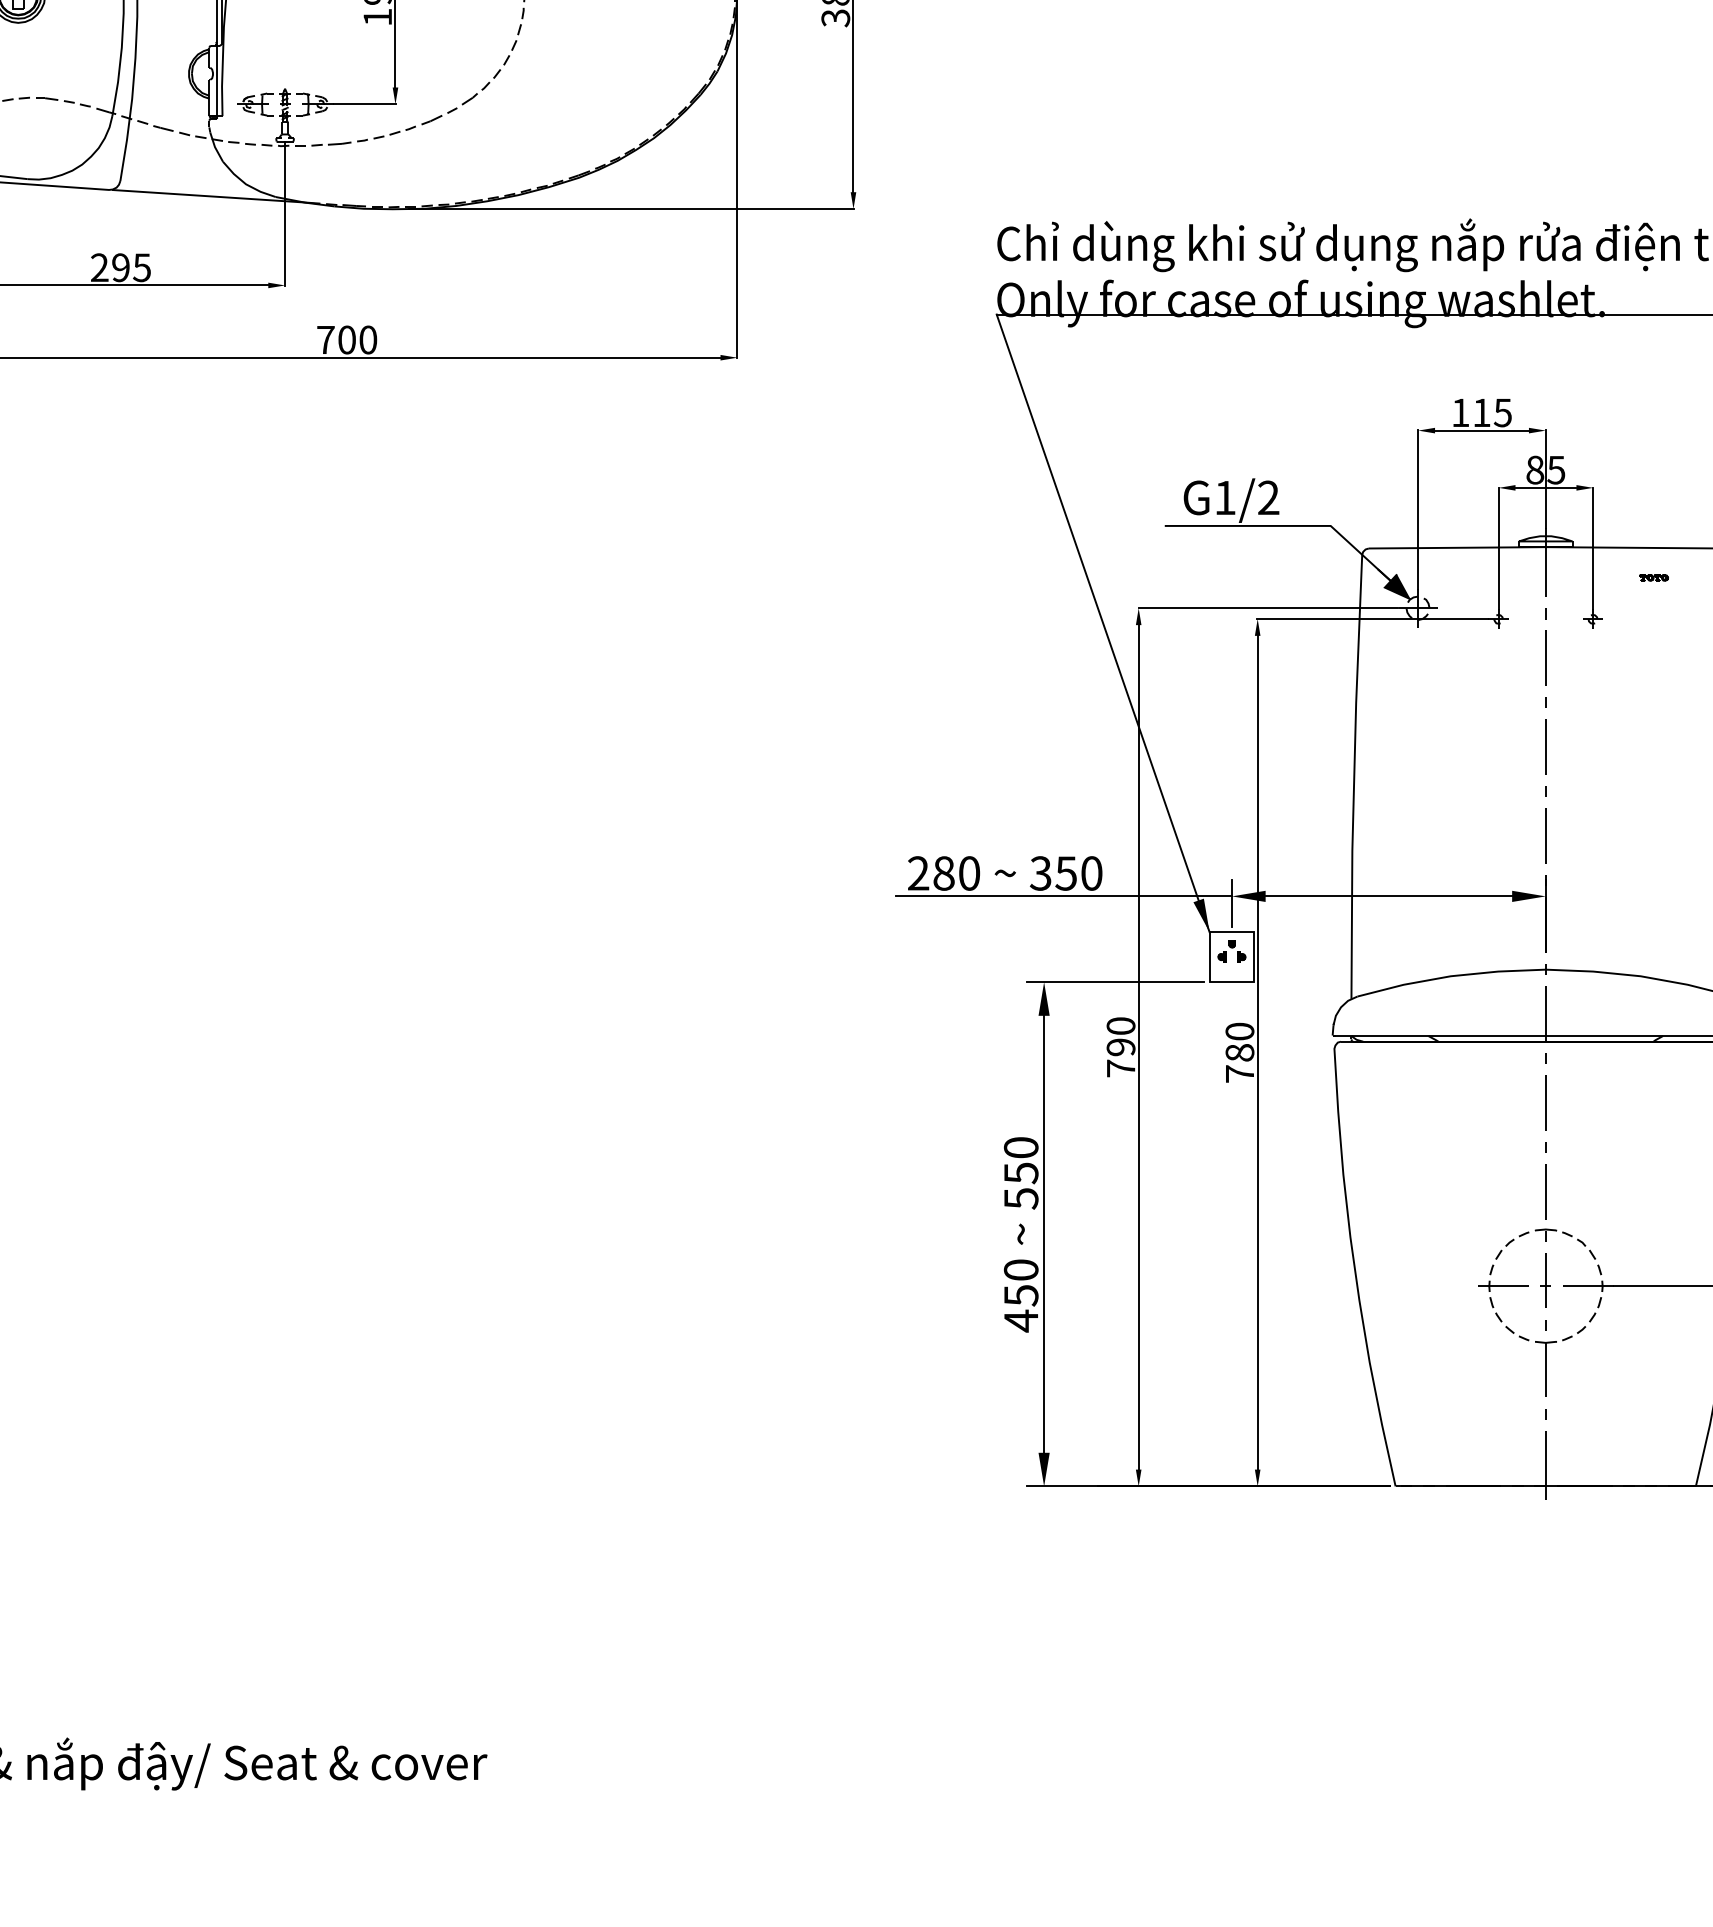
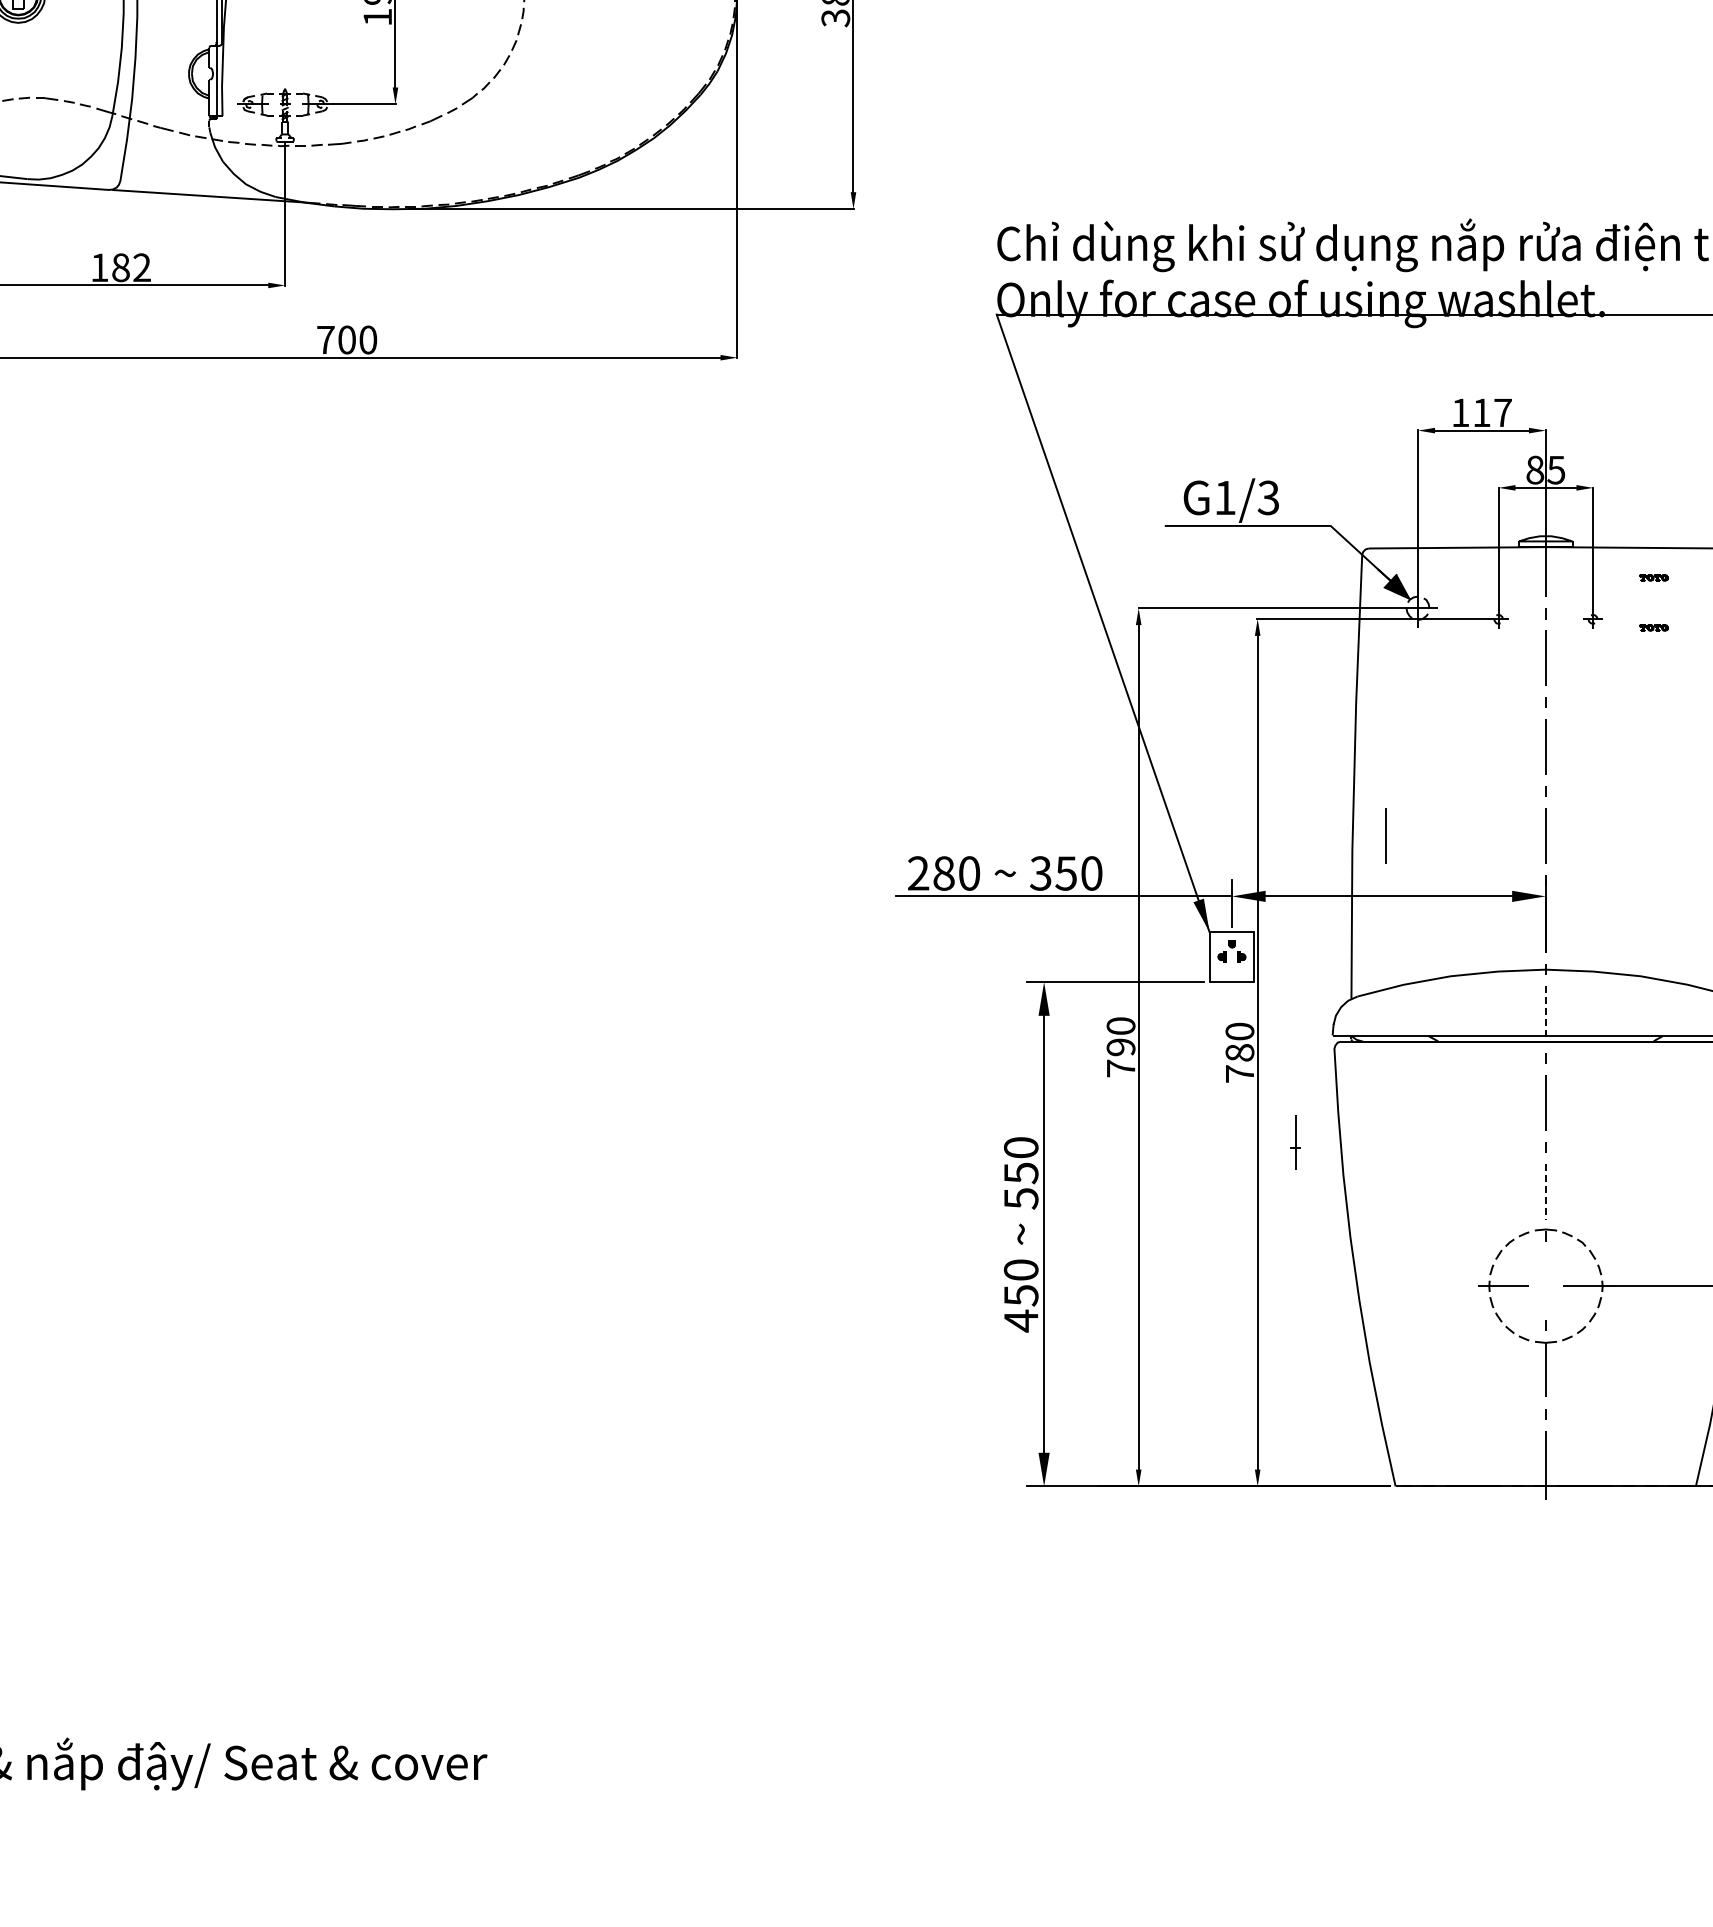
text: 295 -> 182 (120, 267)
text: 115 -> 117 (1502, 413)
text: G1/2 -> G1/3 (1268, 498)
part: none -> present (1653, 627)
line: none -> present (1385, 835)
line: solid -> dashed (1545, 1013)
line: solid -> dashed (1545, 1191)
part position: (1545, 1280) -> (1295, 1142) (1295, 1142)
